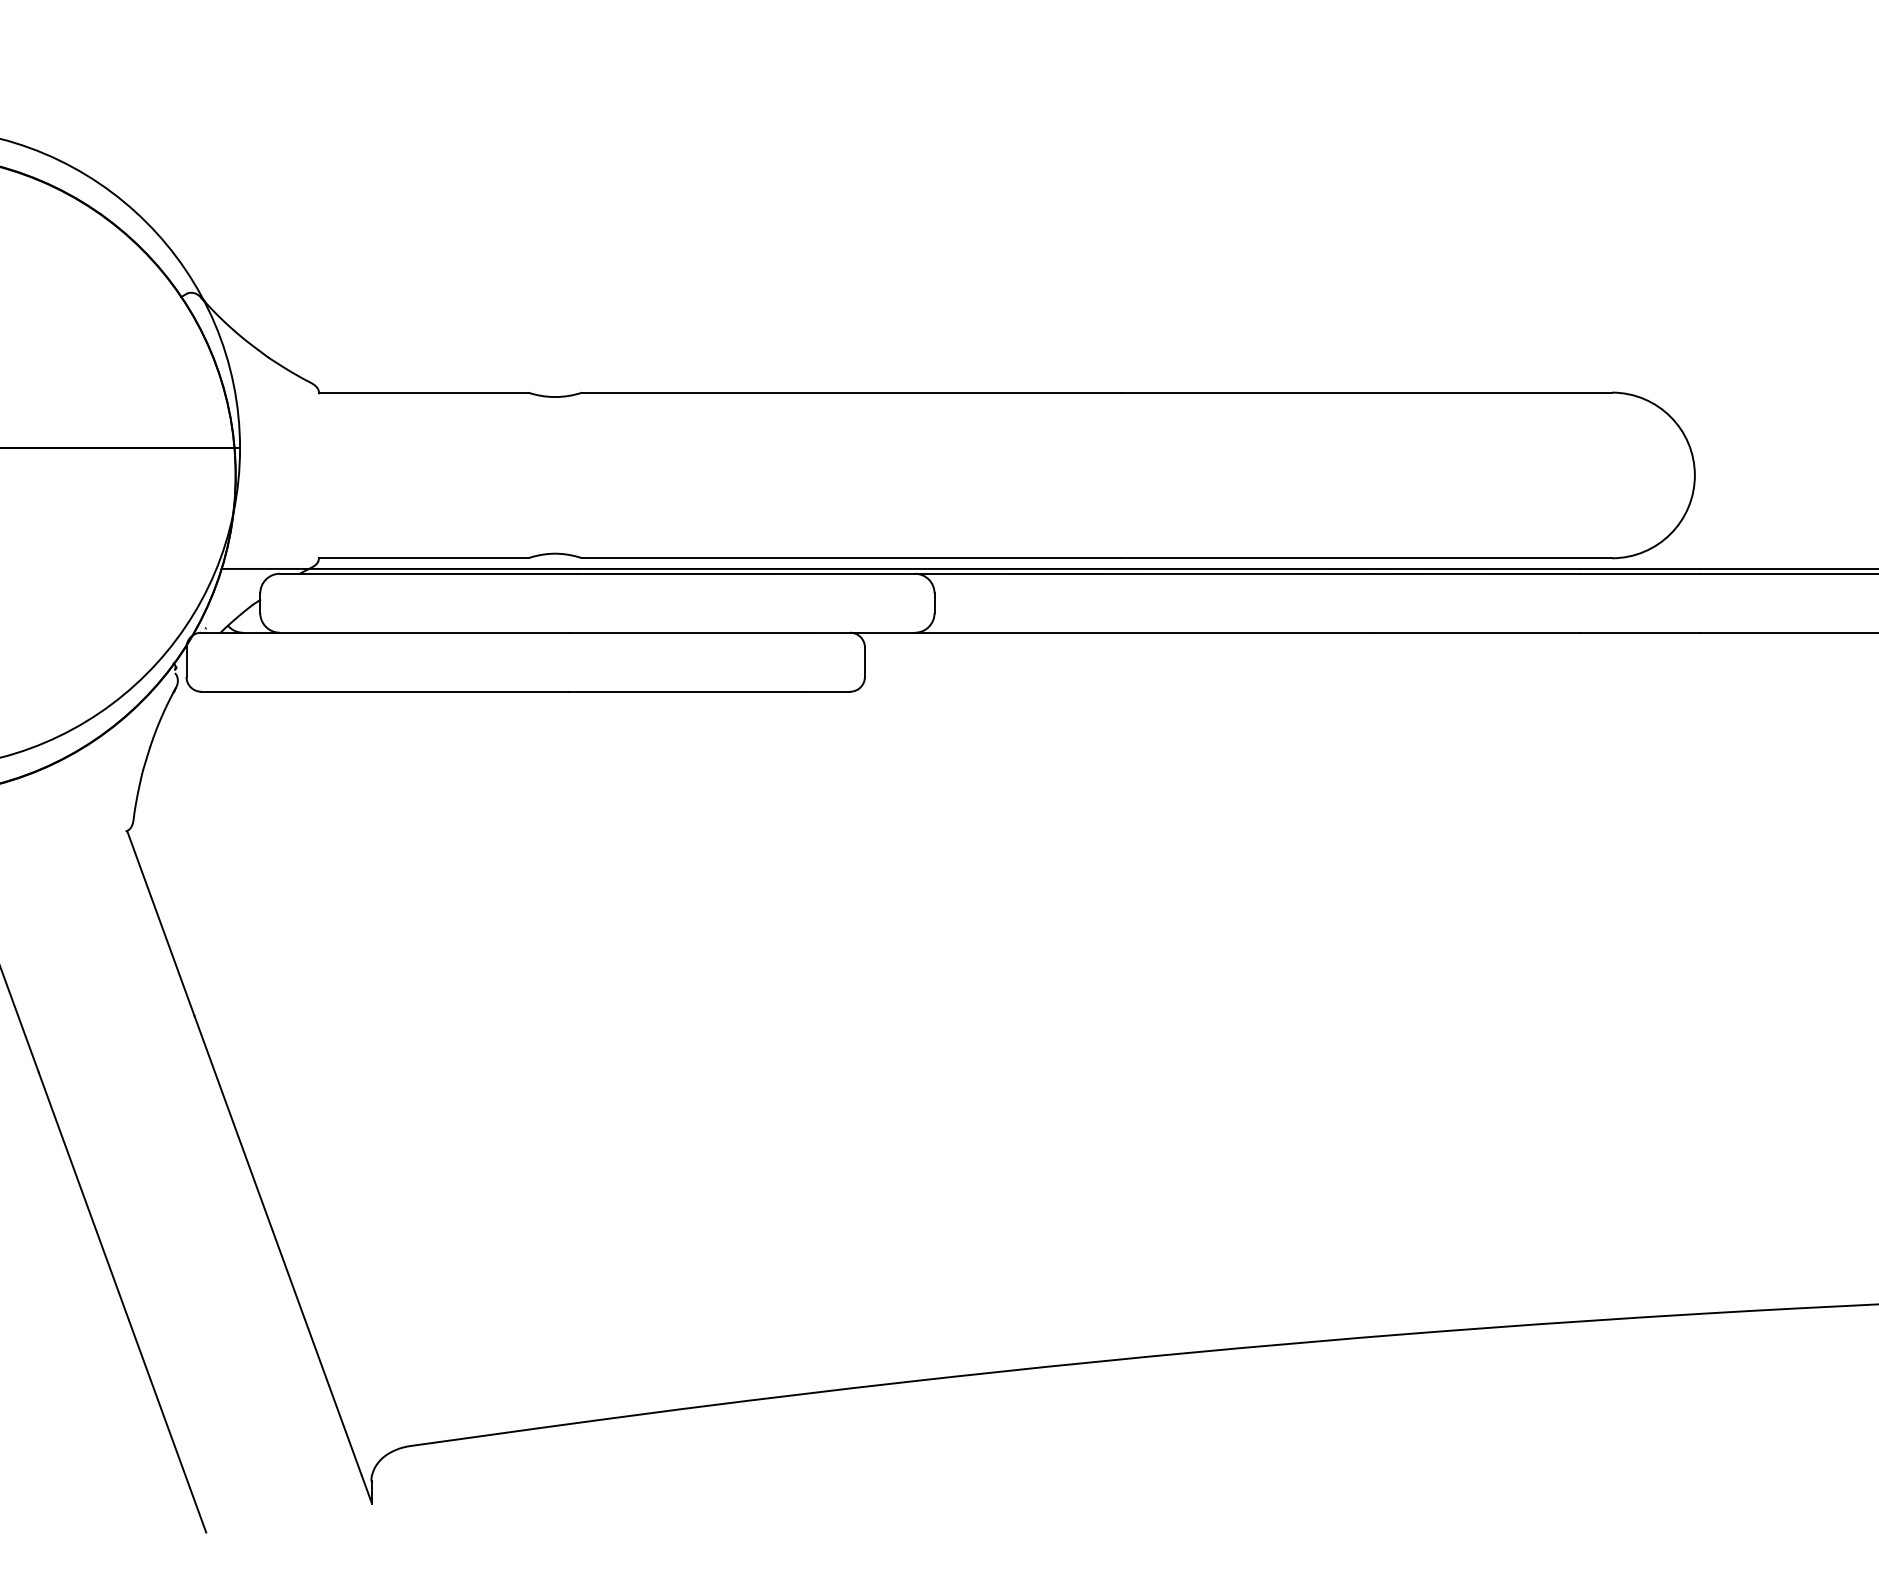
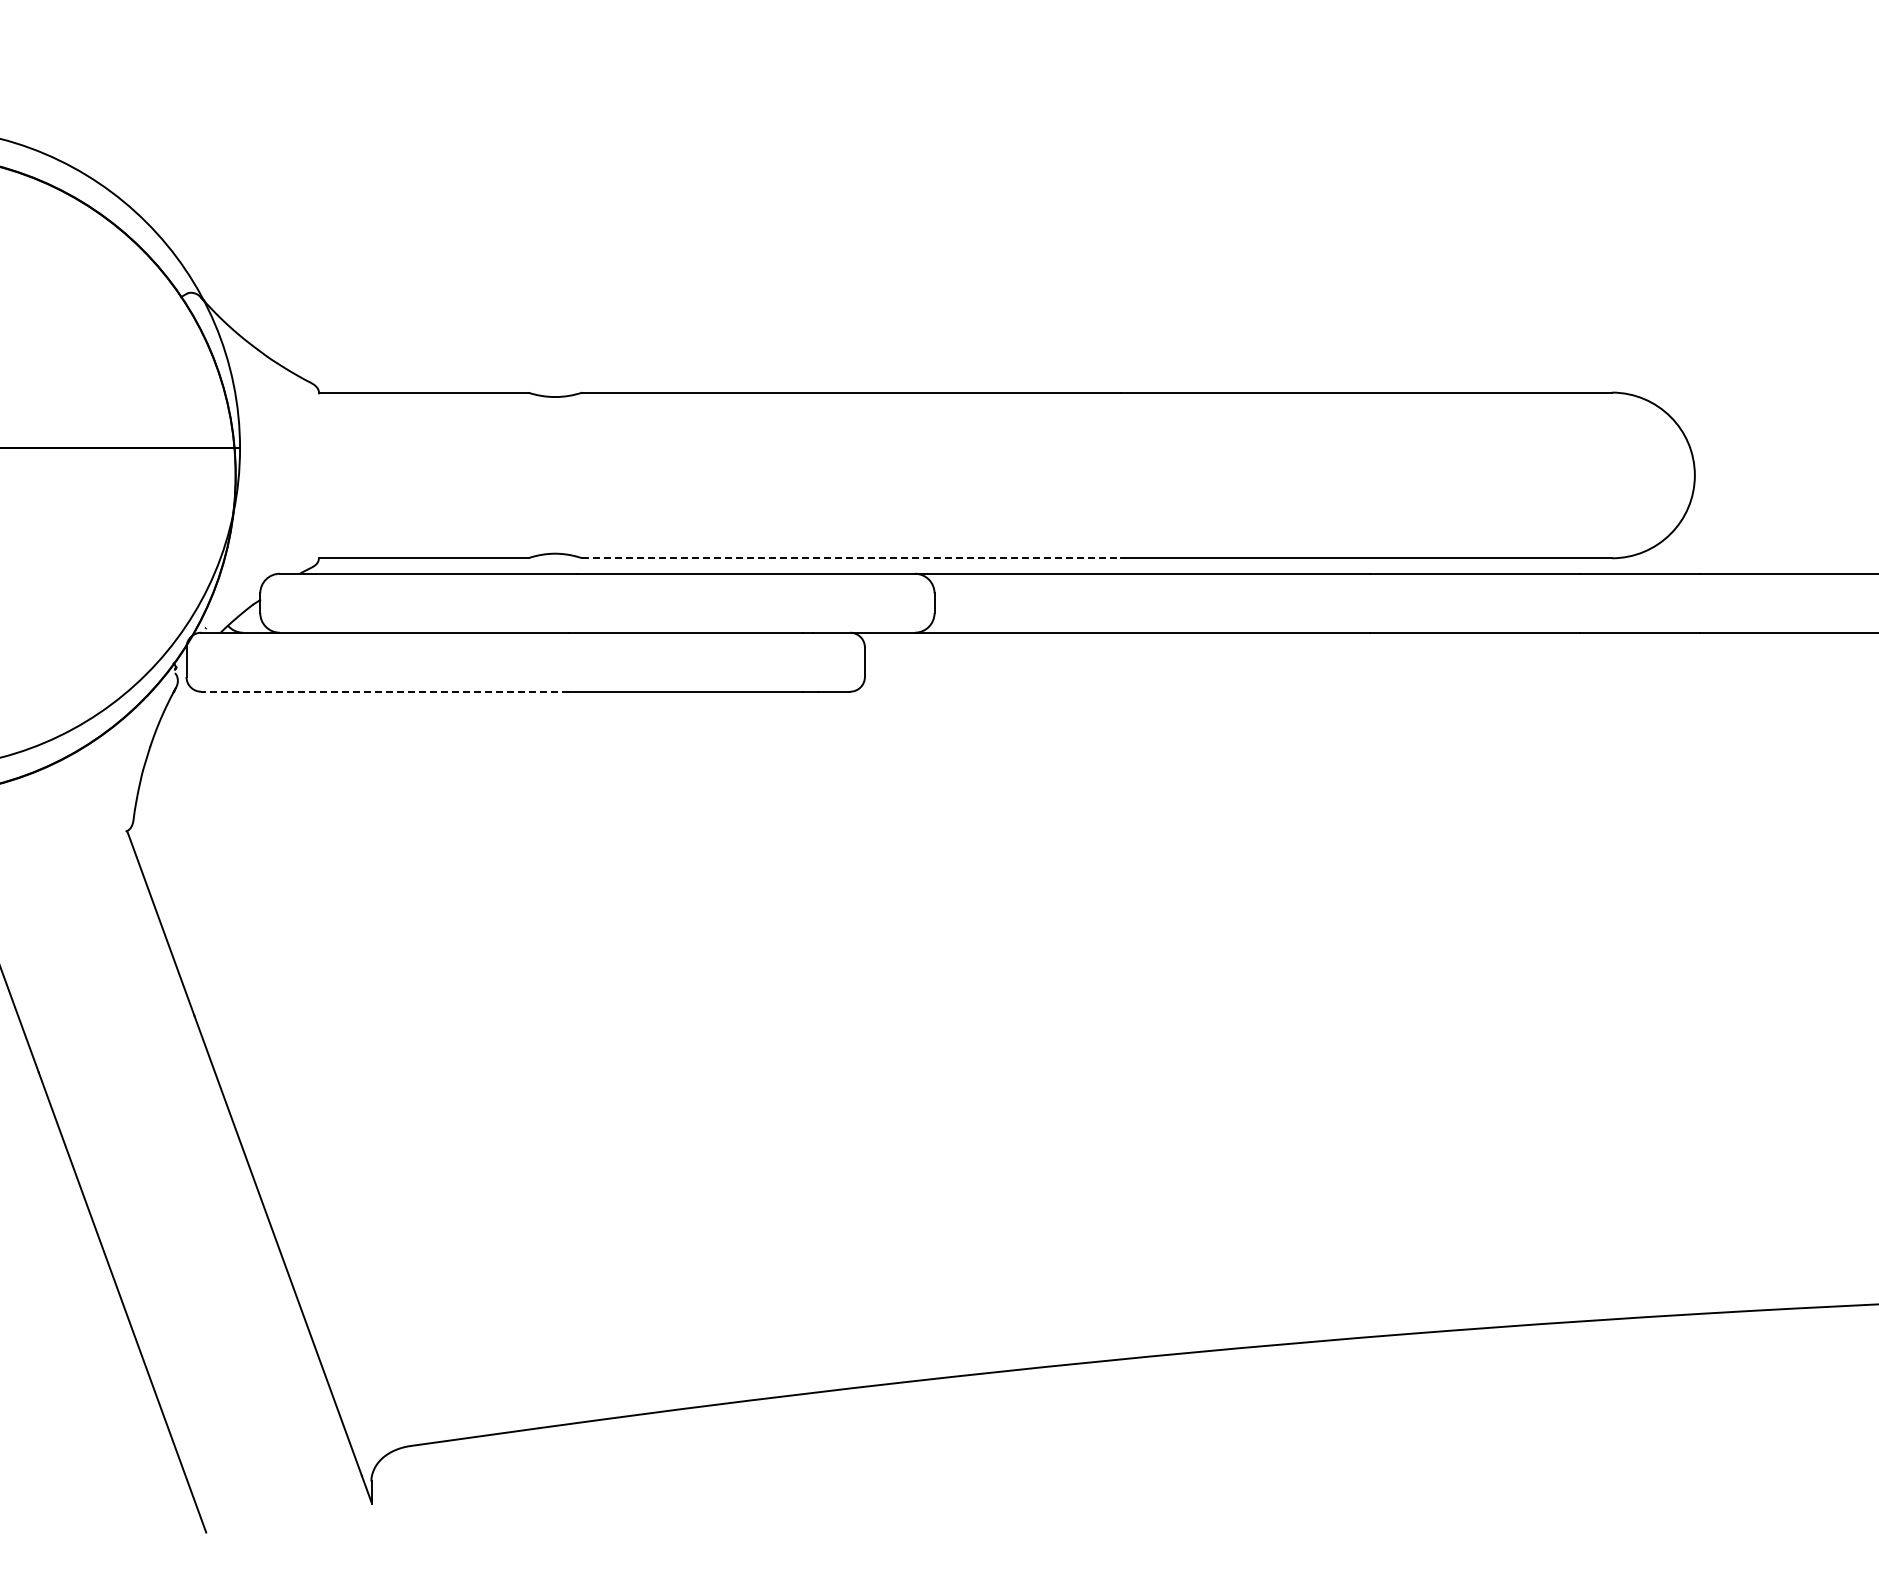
line: solid -> dashed (851, 558)
line: present -> none (1048, 568)
line: solid -> dashed (384, 691)
